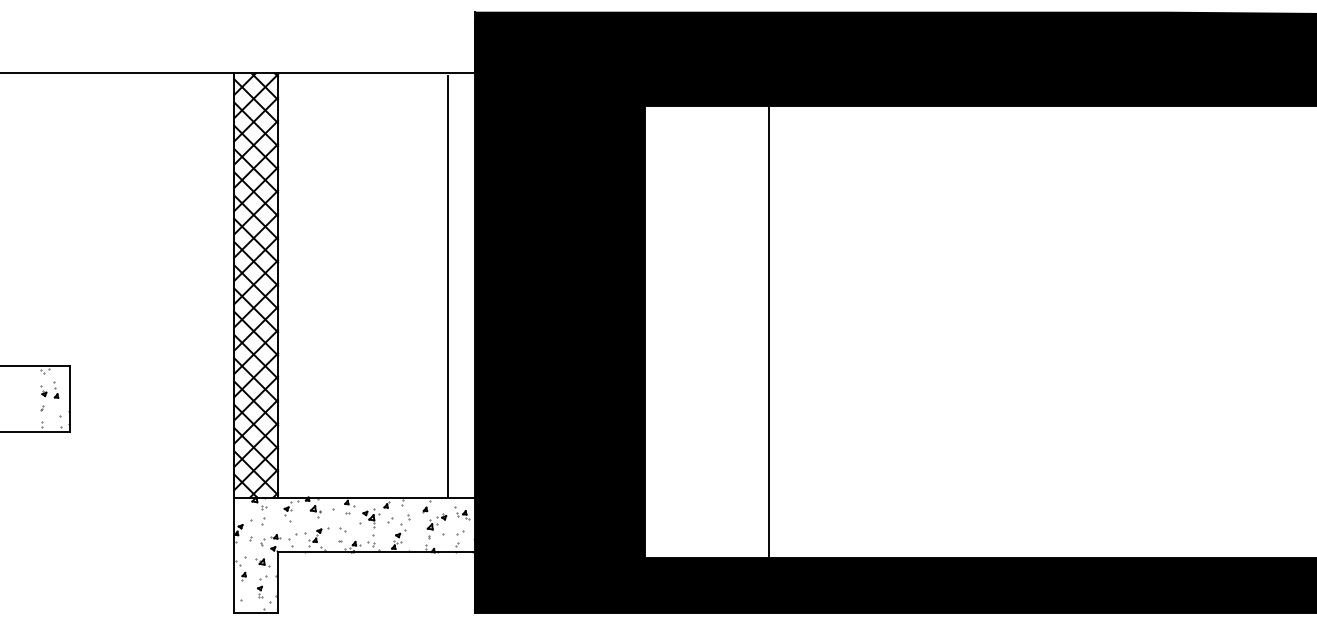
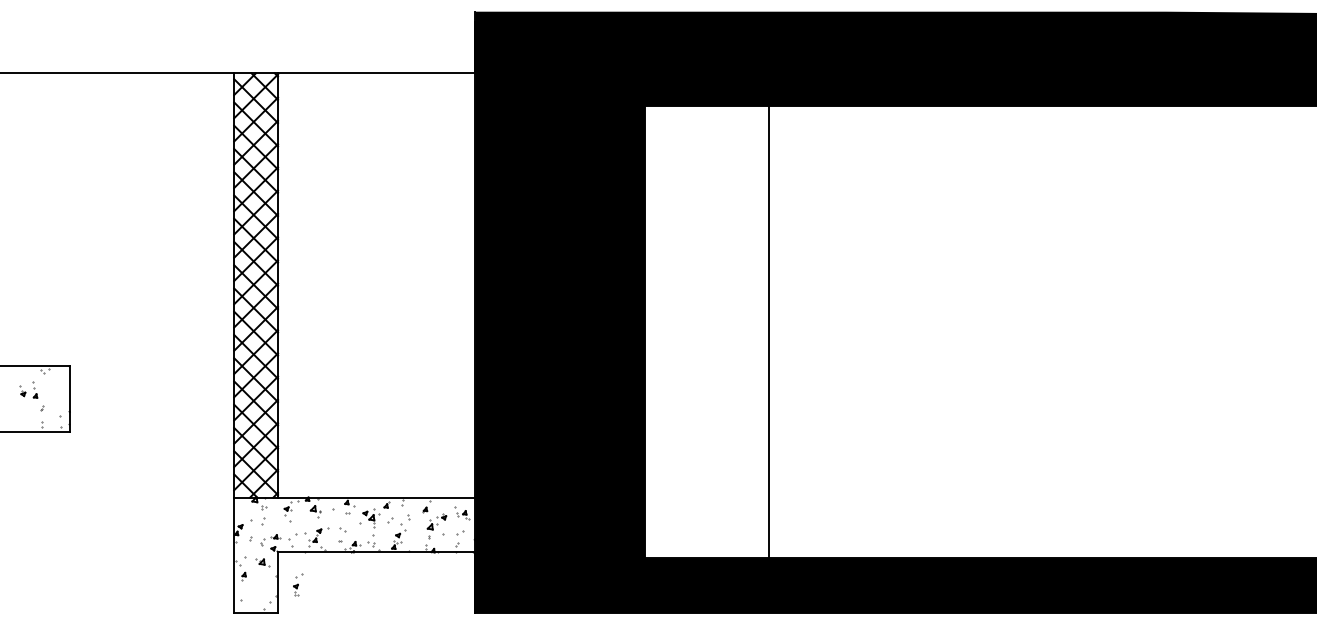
line: present -> none (447, 286)
part position: (49, 389) -> (28, 389) (28, 389)
part position: (262, 586) -> (298, 584) (298, 584)
